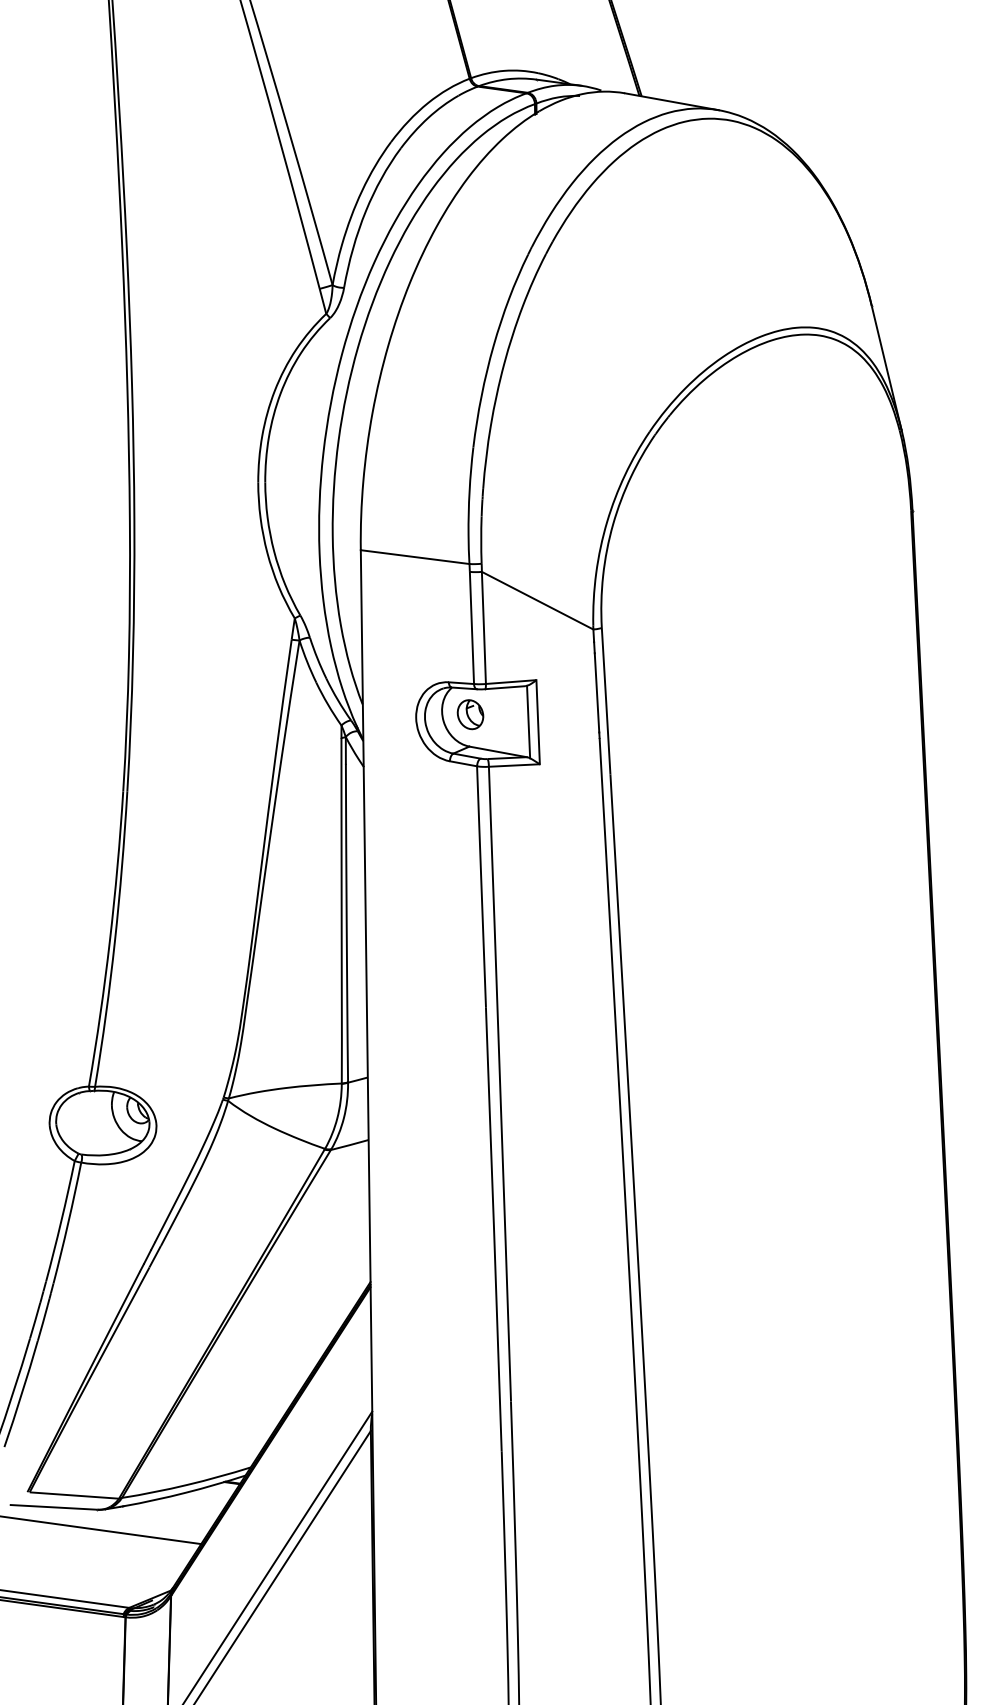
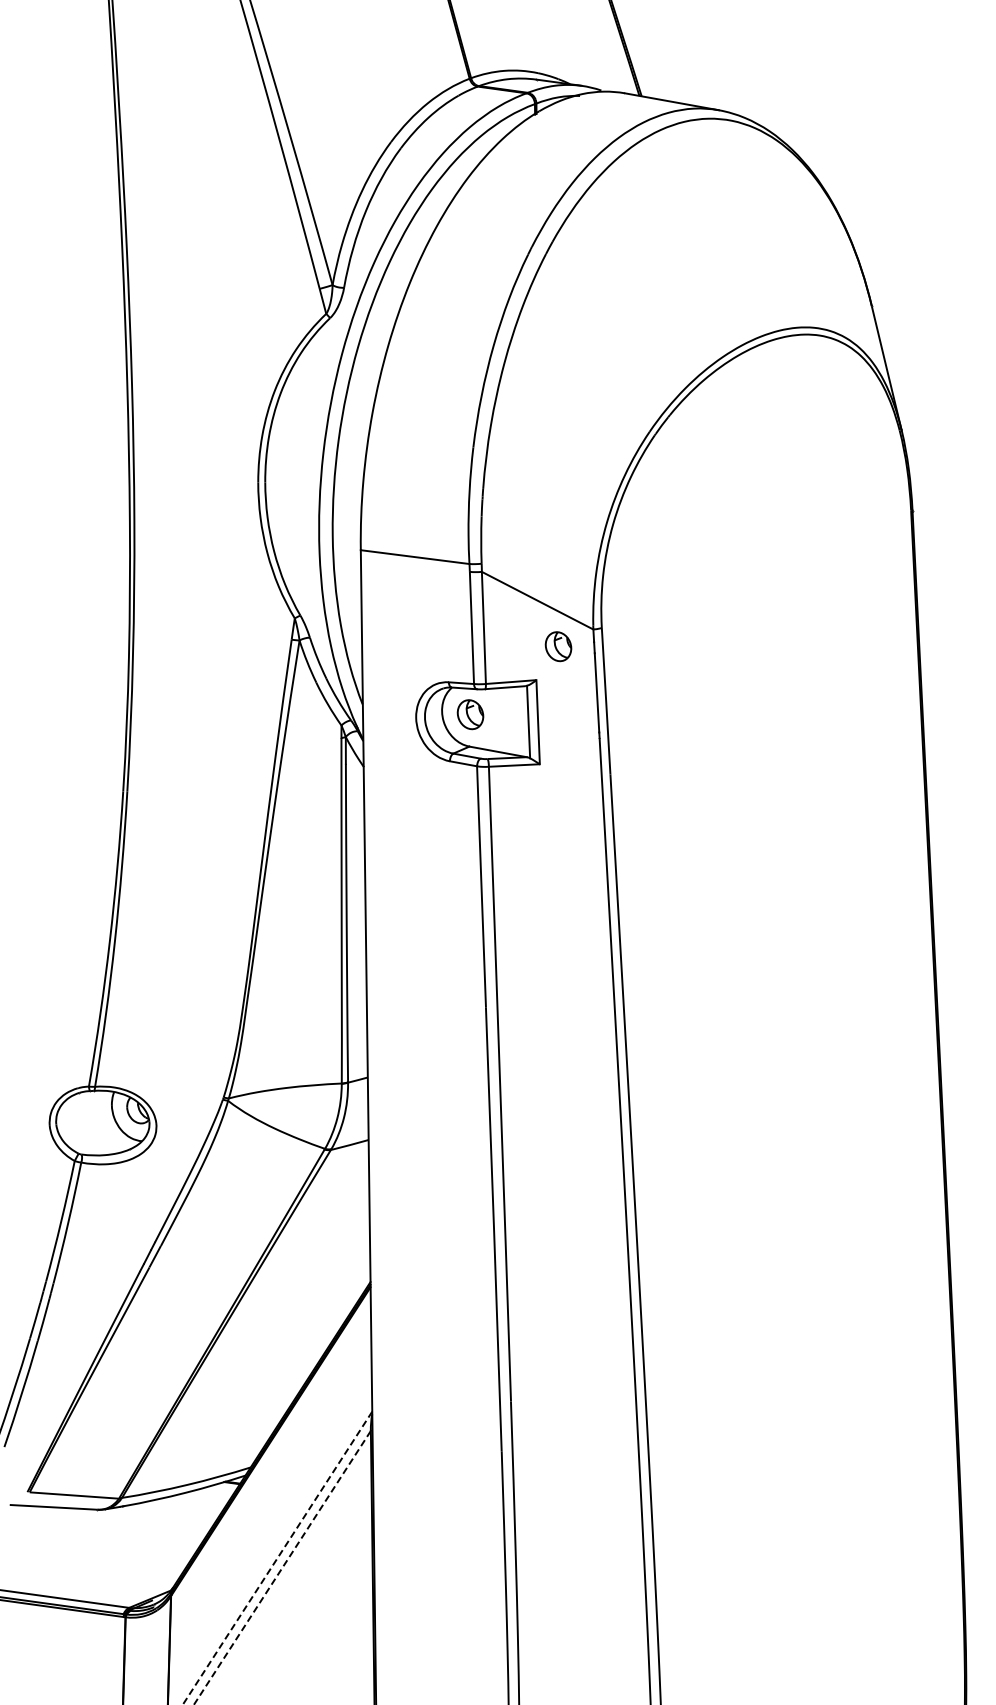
part: none -> present (558, 646)
line: present -> none (101, 1530)
line: solid -> dashed (277, 1558)
line: solid -> dashed (282, 1567)
